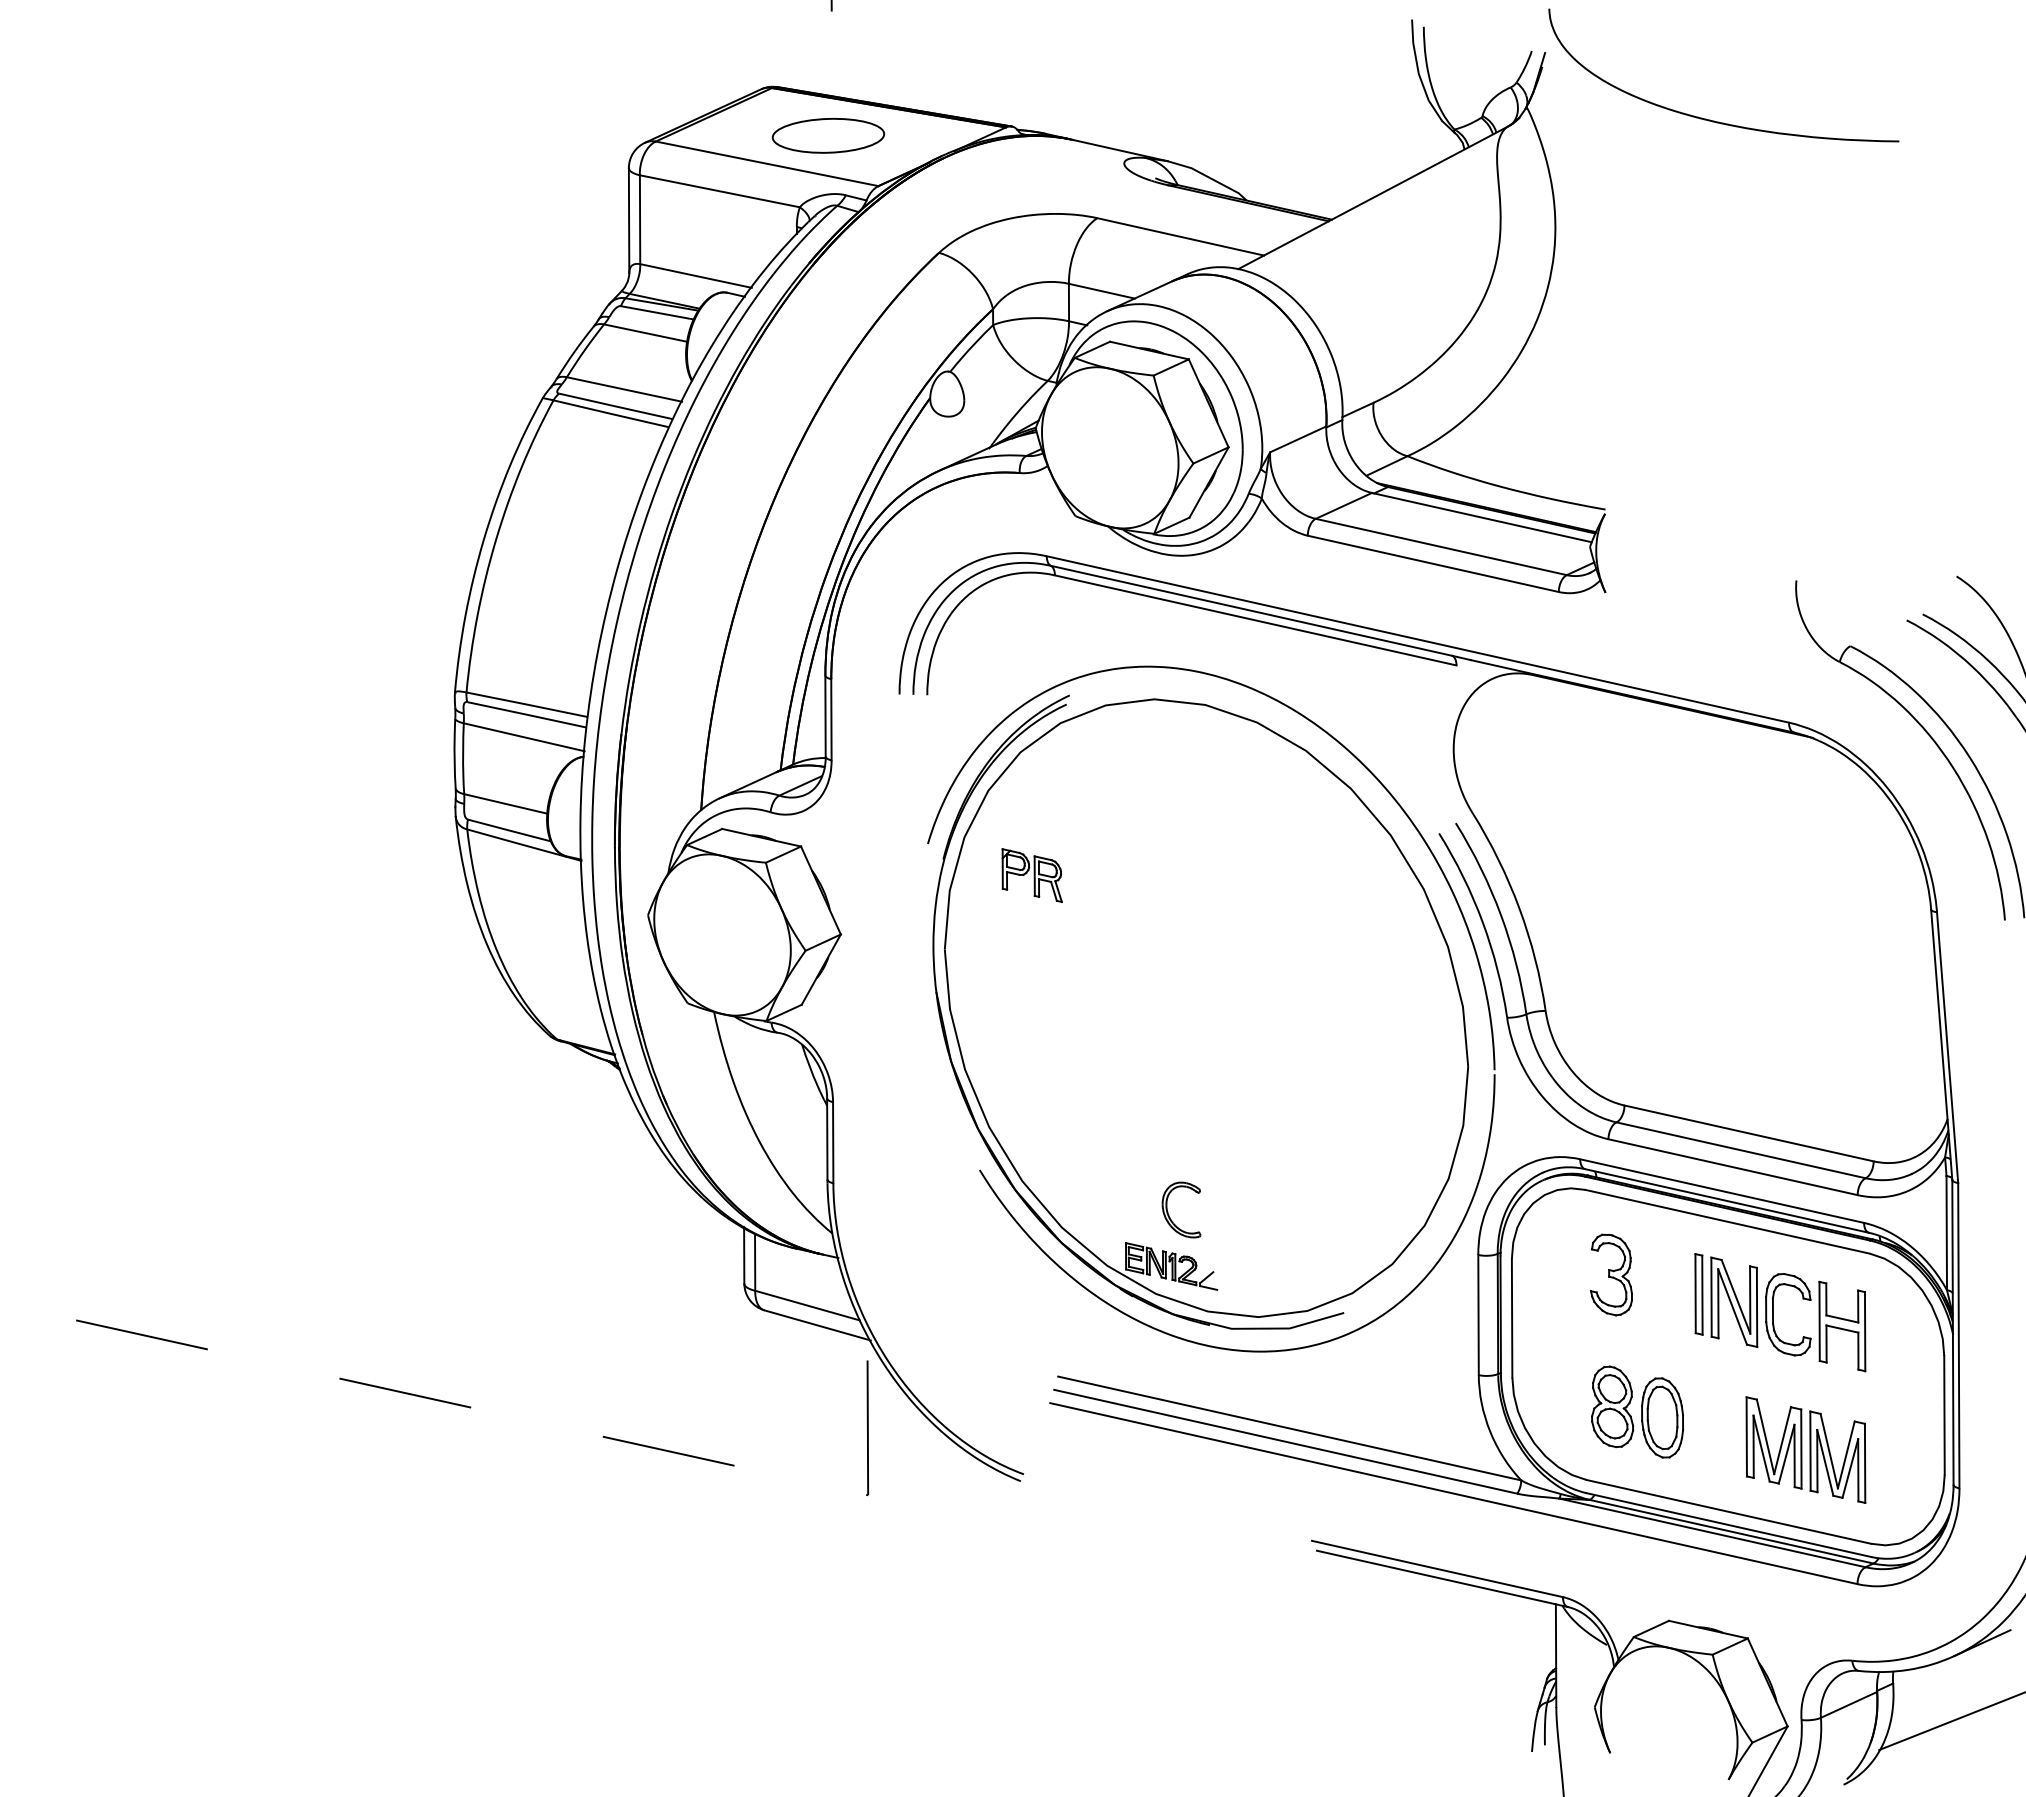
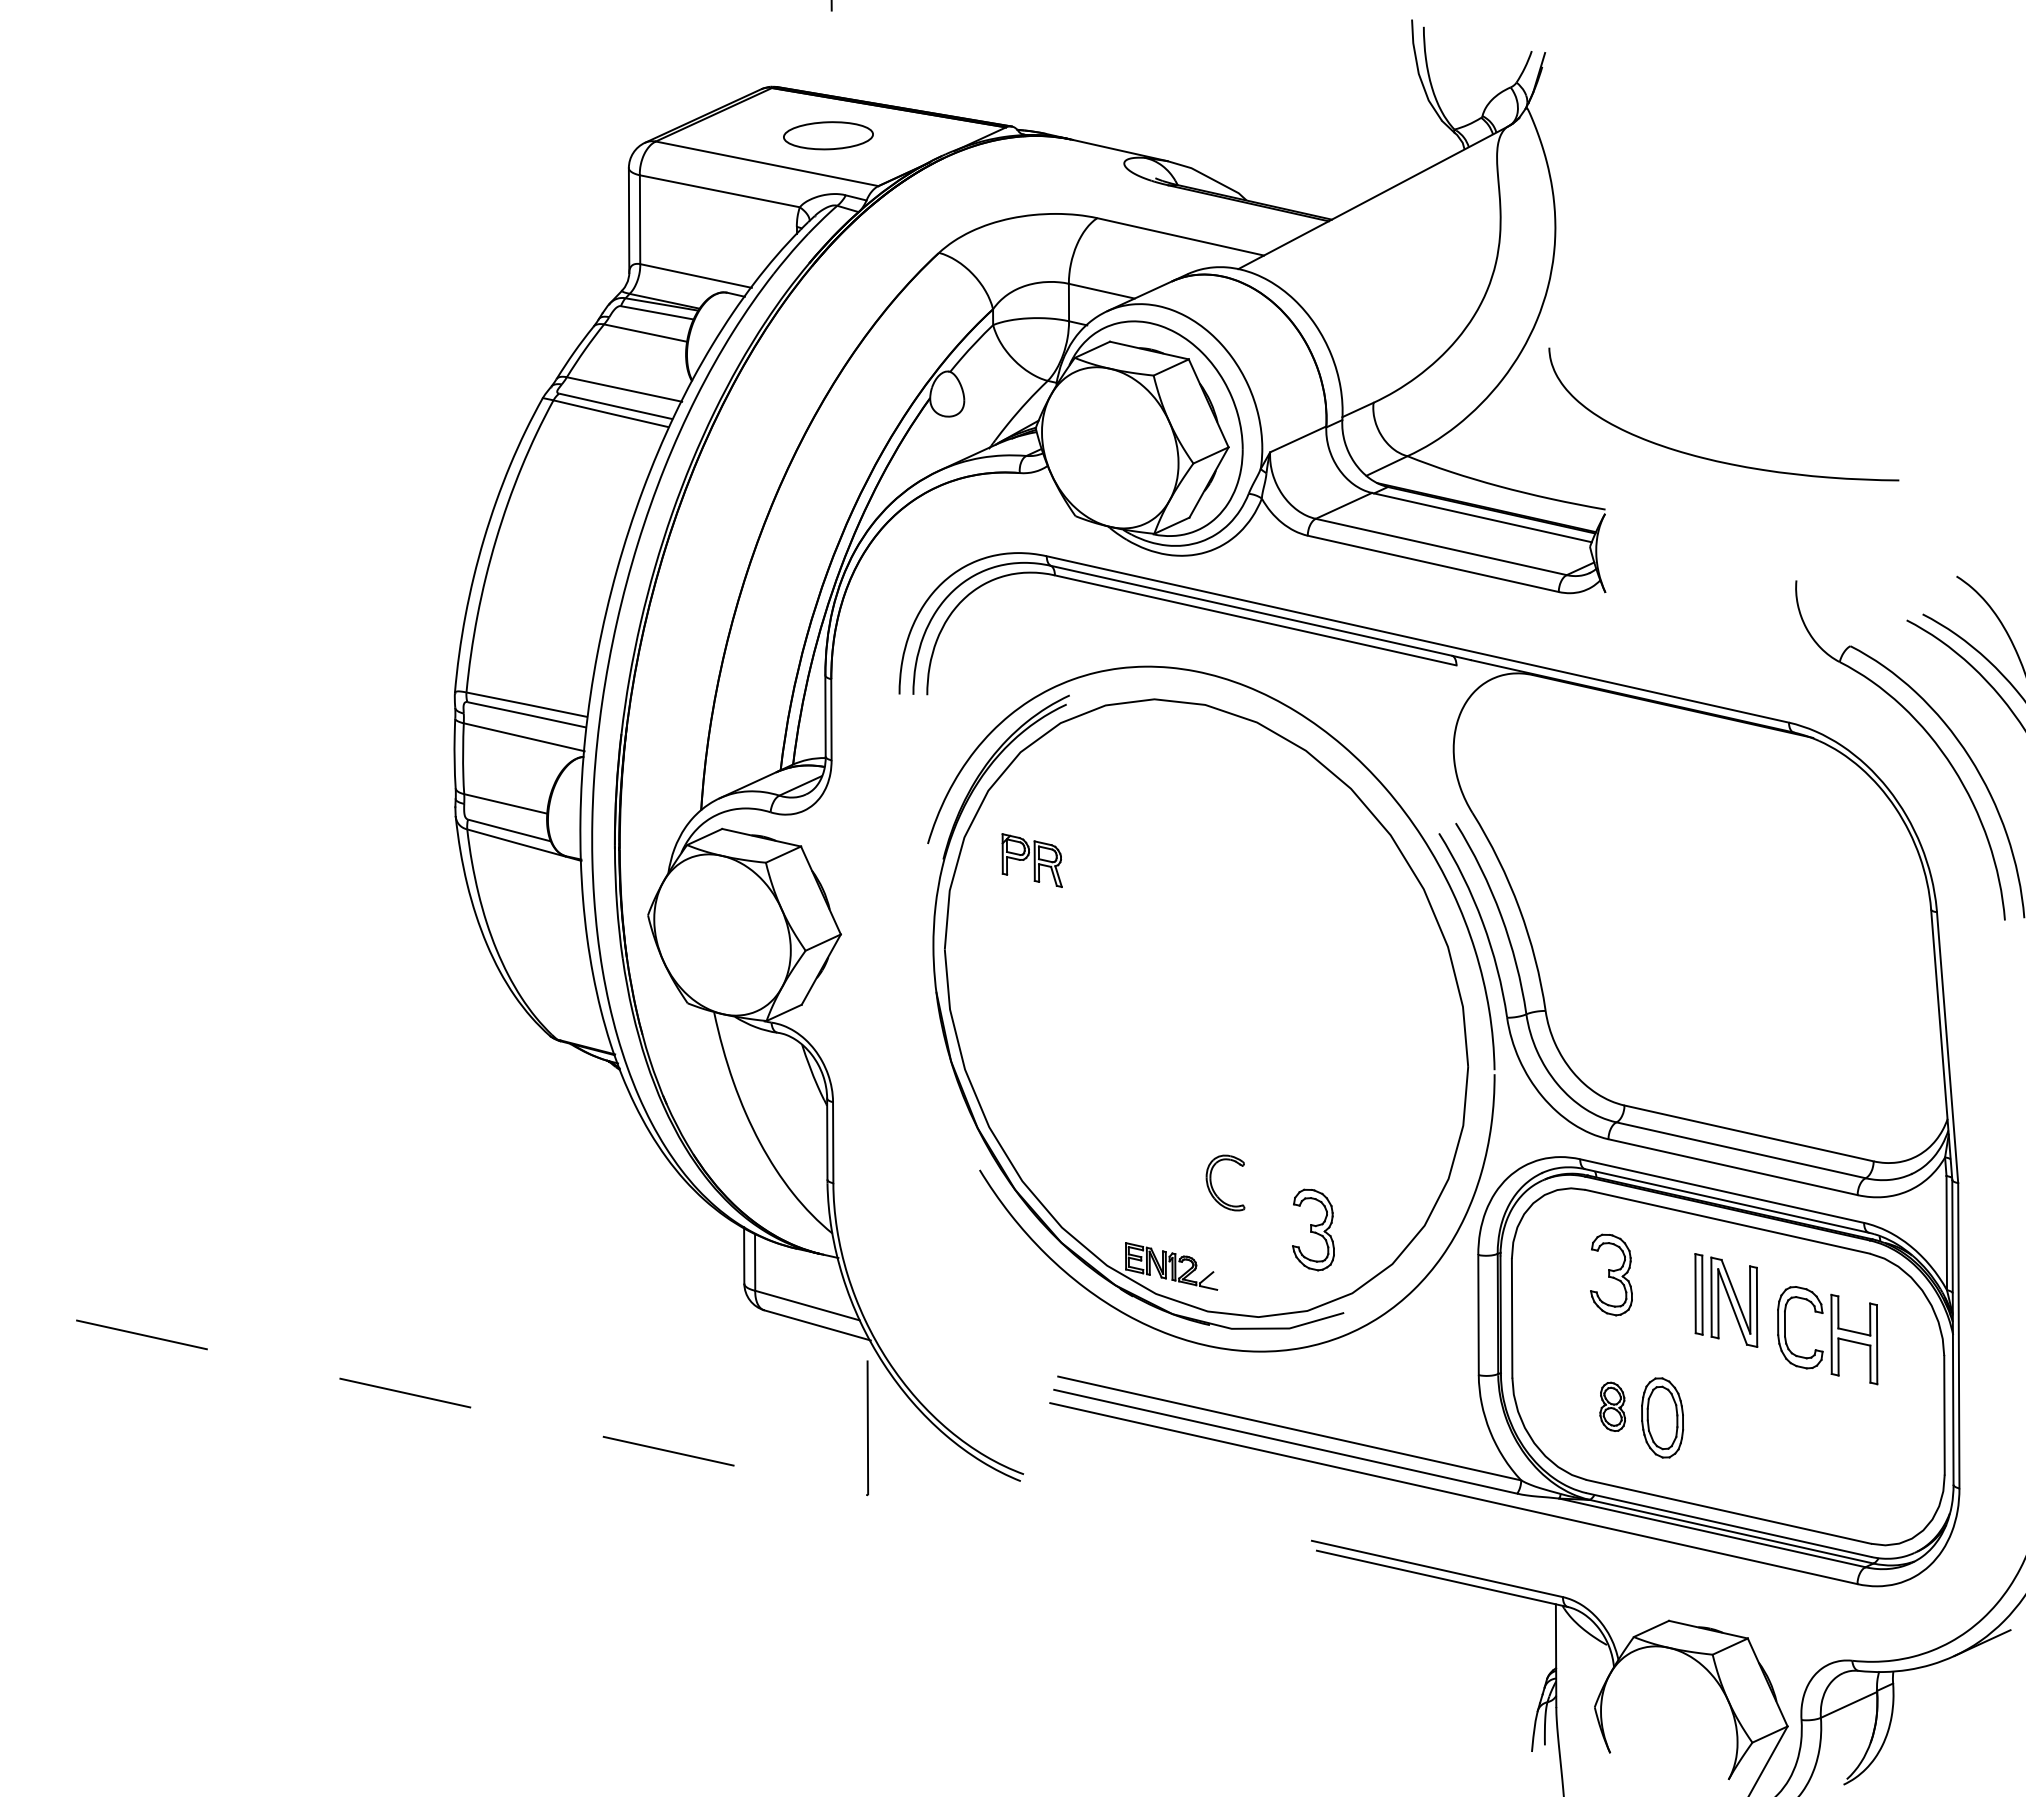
curve position: (1710, 119) -> (1710, 458) (1710, 458)
part size: 115x37 px -> 91x30 px (828, 135)
part position: (1031, 875) -> (1031, 860) (1031, 860)
part position: (1168, 1211) -> (1212, 1184) (1212, 1184)
part: none -> present (1313, 1229)
part position: (1815, 1322) -> (1827, 1335) (1827, 1335)
part size: 44x84 px -> 27x51 px (1612, 1406)
part: present -> none (1805, 1449)
line: present -> none (1950, 1721)
